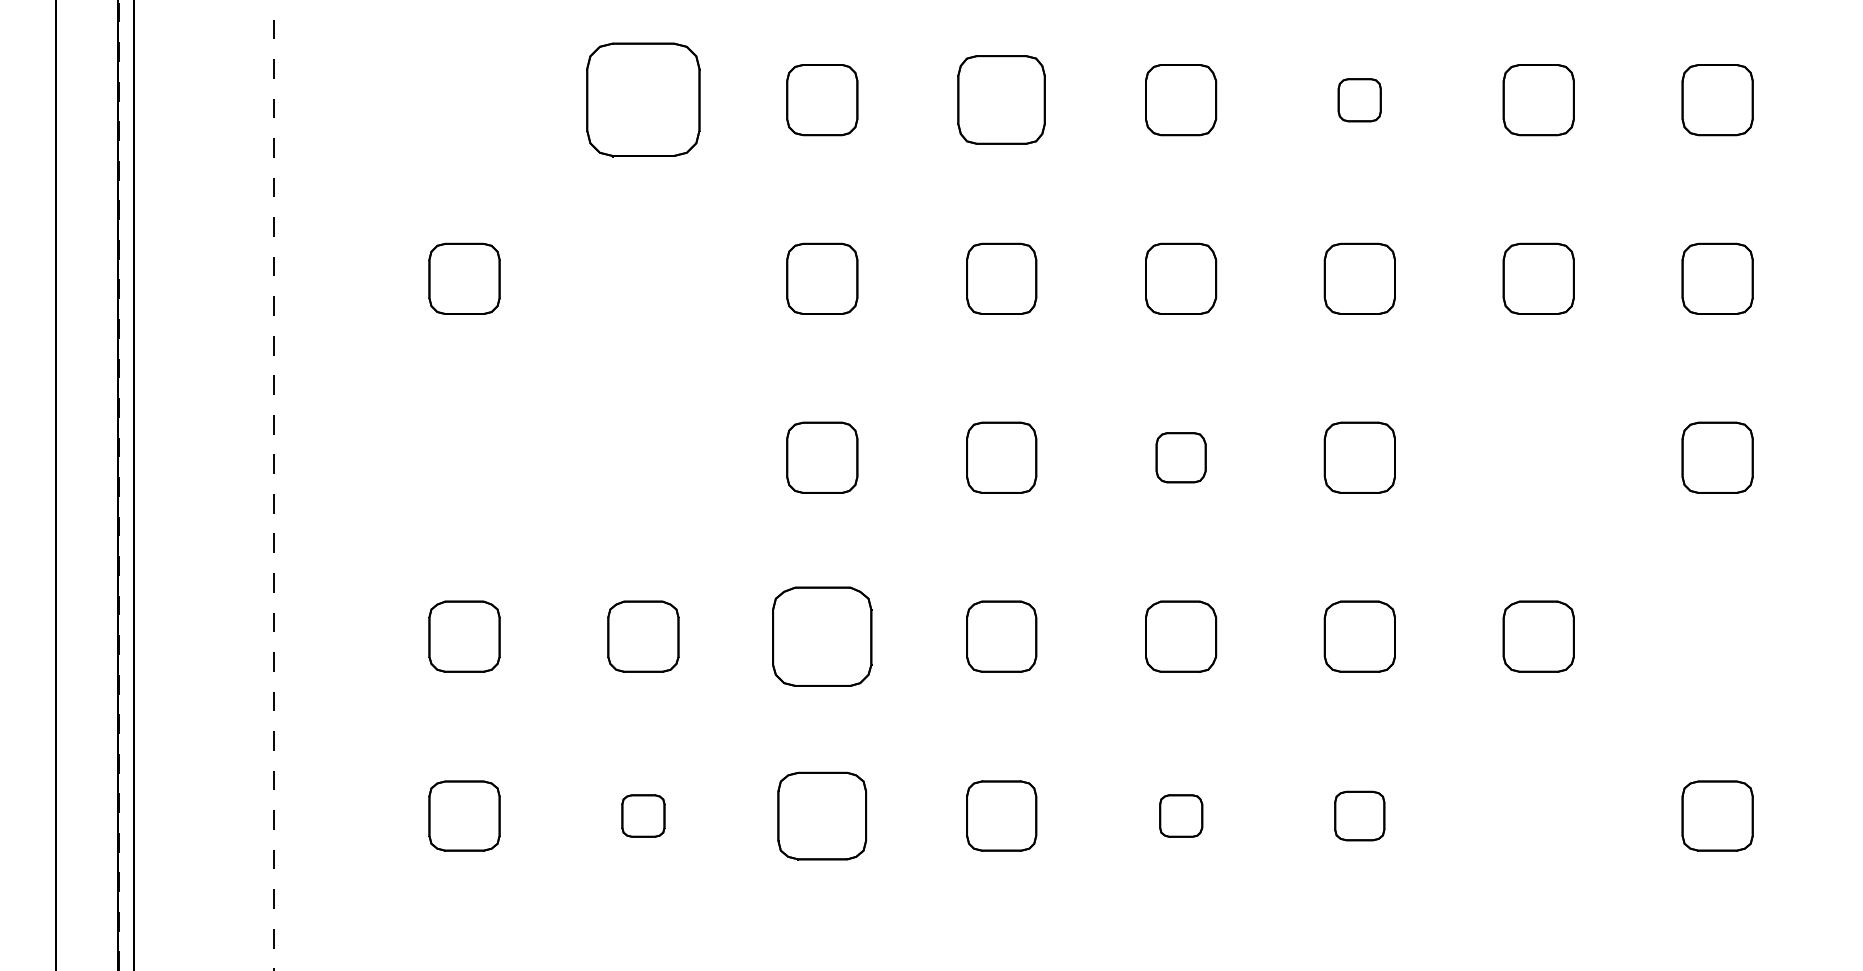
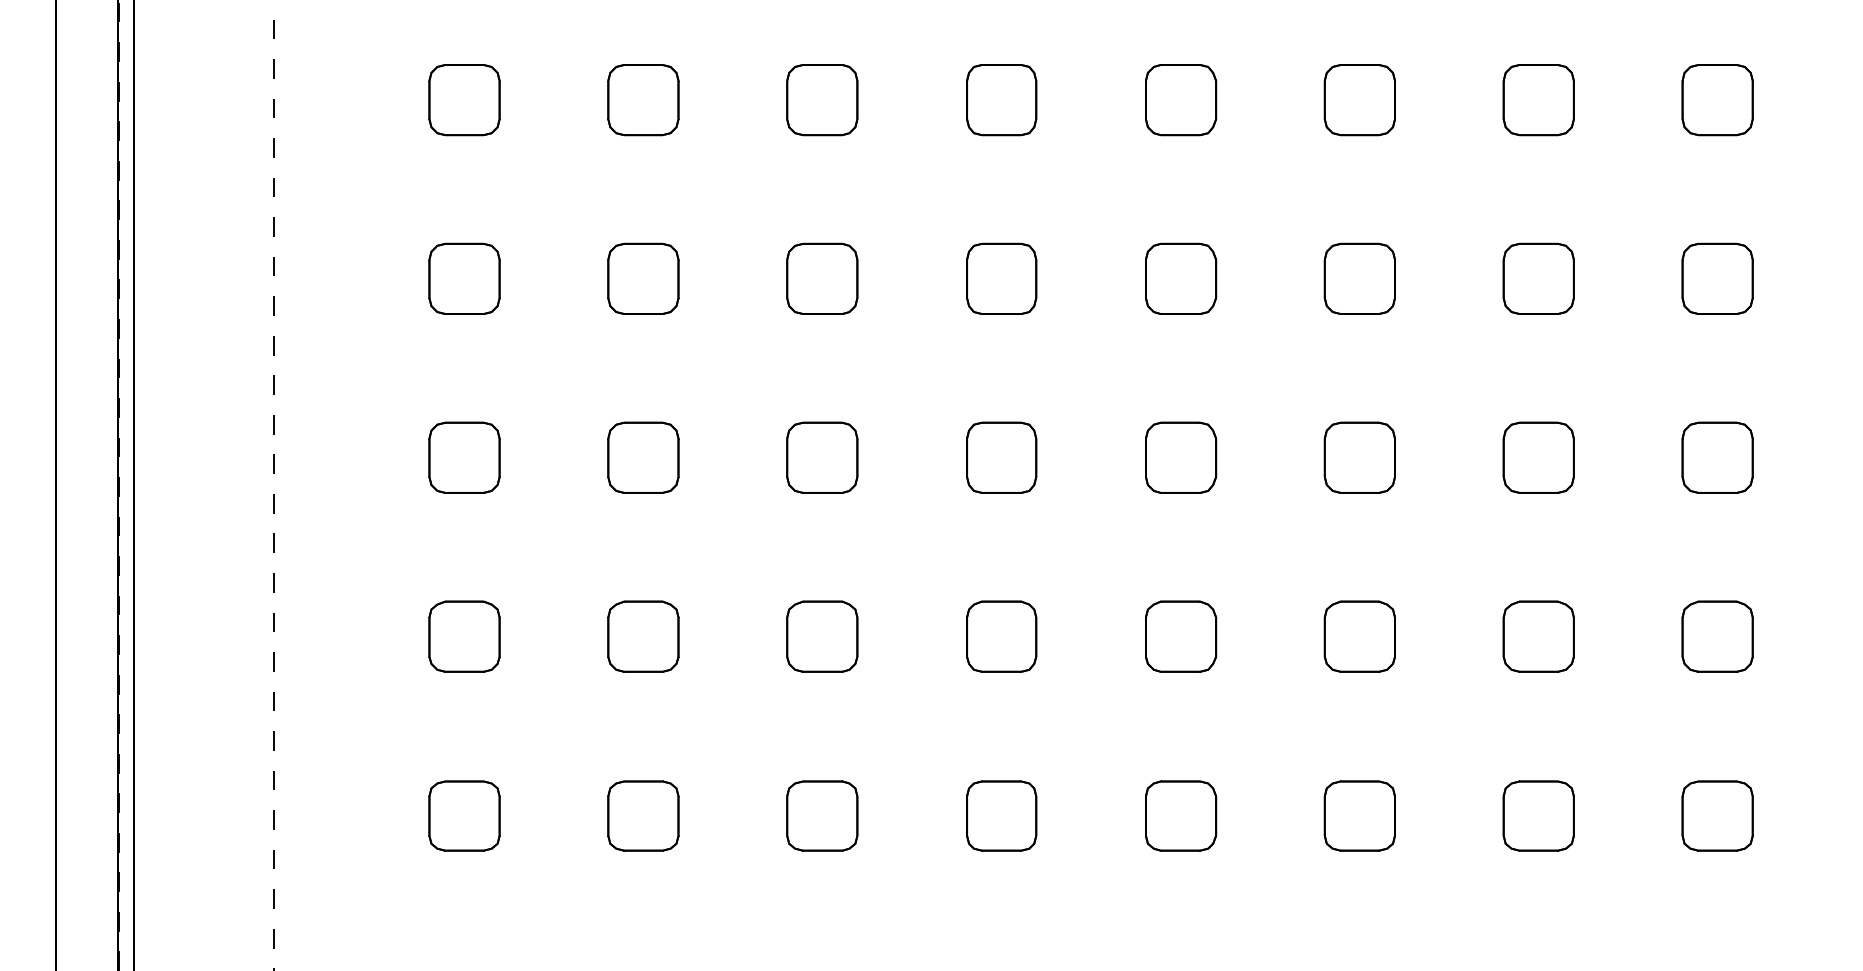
part size: 115x116 px -> 73x73 px (643, 100)
part size: 89x90 px -> 72x73 px (1001, 100)
part: none -> present (464, 100)
part size: 45x45 px -> 73x73 px (1359, 100)
part: none -> present (643, 278)
part: none -> present (464, 457)
part: none -> present (643, 457)
part size: 52x52 px -> 73x73 px (1181, 457)
part: none -> present (1538, 457)
part size: 101x101 px -> 73x73 px (822, 636)
part: none -> present (1717, 636)
part size: 45x44 px -> 73x72 px (643, 815)
part size: 91x90 px -> 73x72 px (822, 815)
part size: 45x44 px -> 73x72 px (1181, 815)
part size: 52x52 px -> 73x72 px (1359, 815)
part: none -> present (1538, 815)
